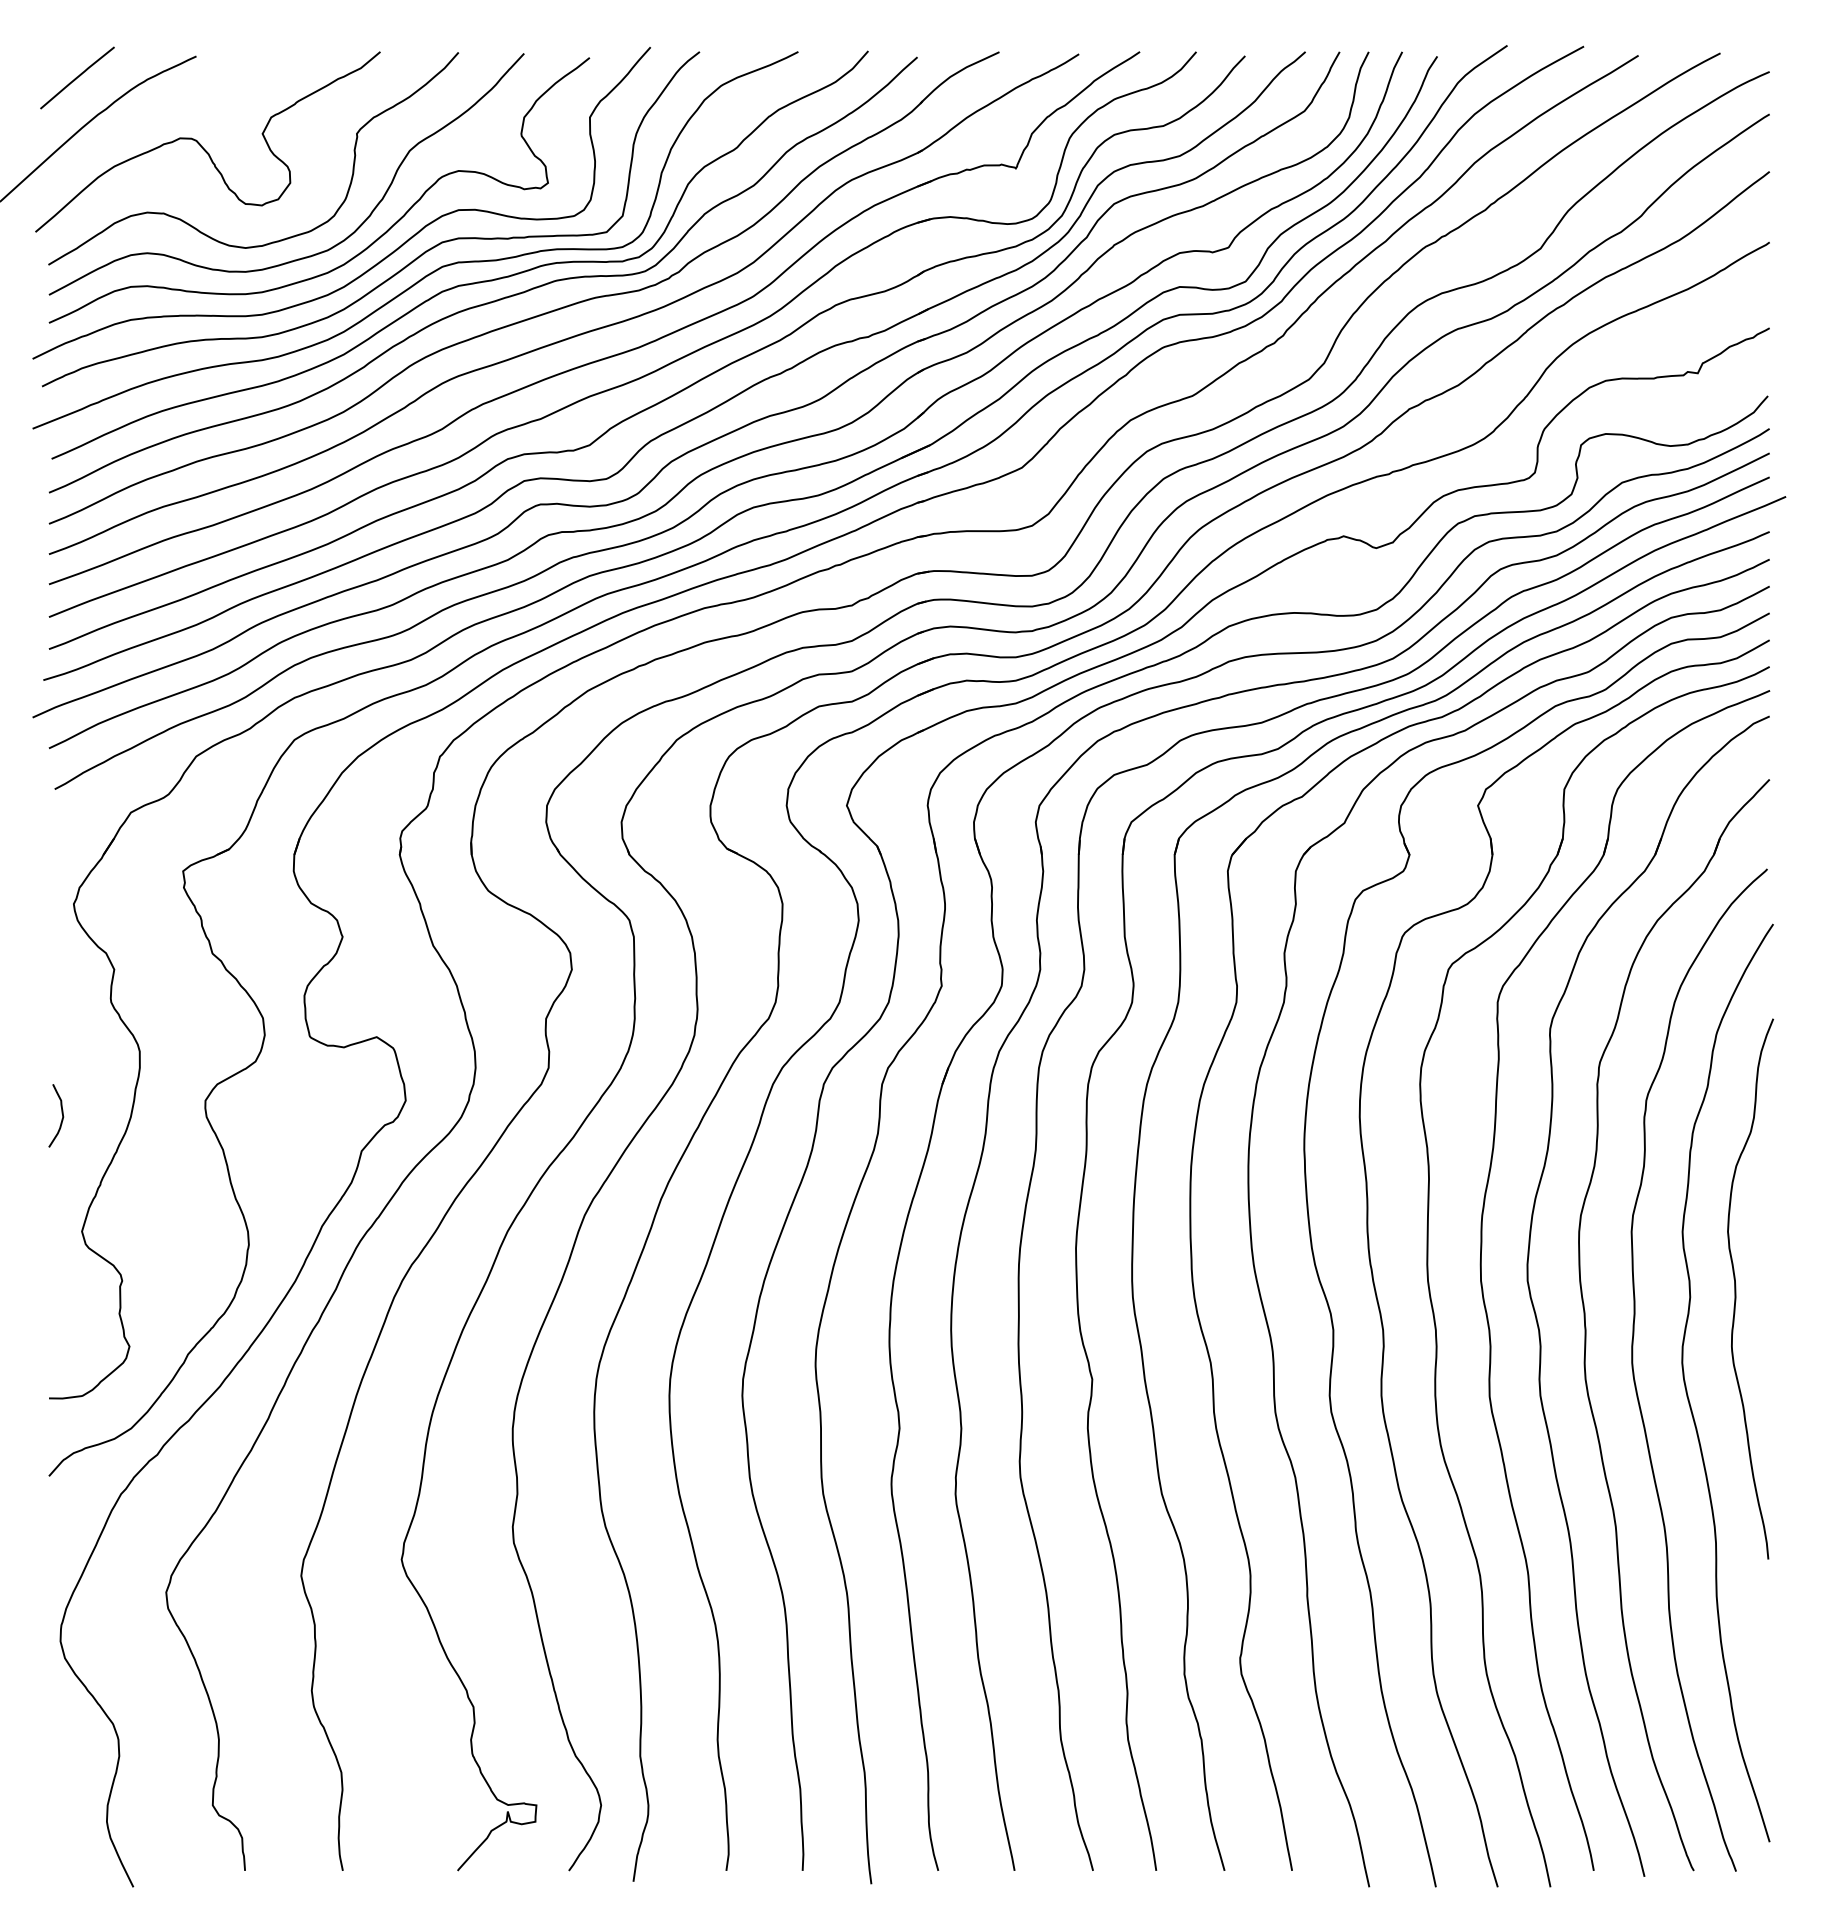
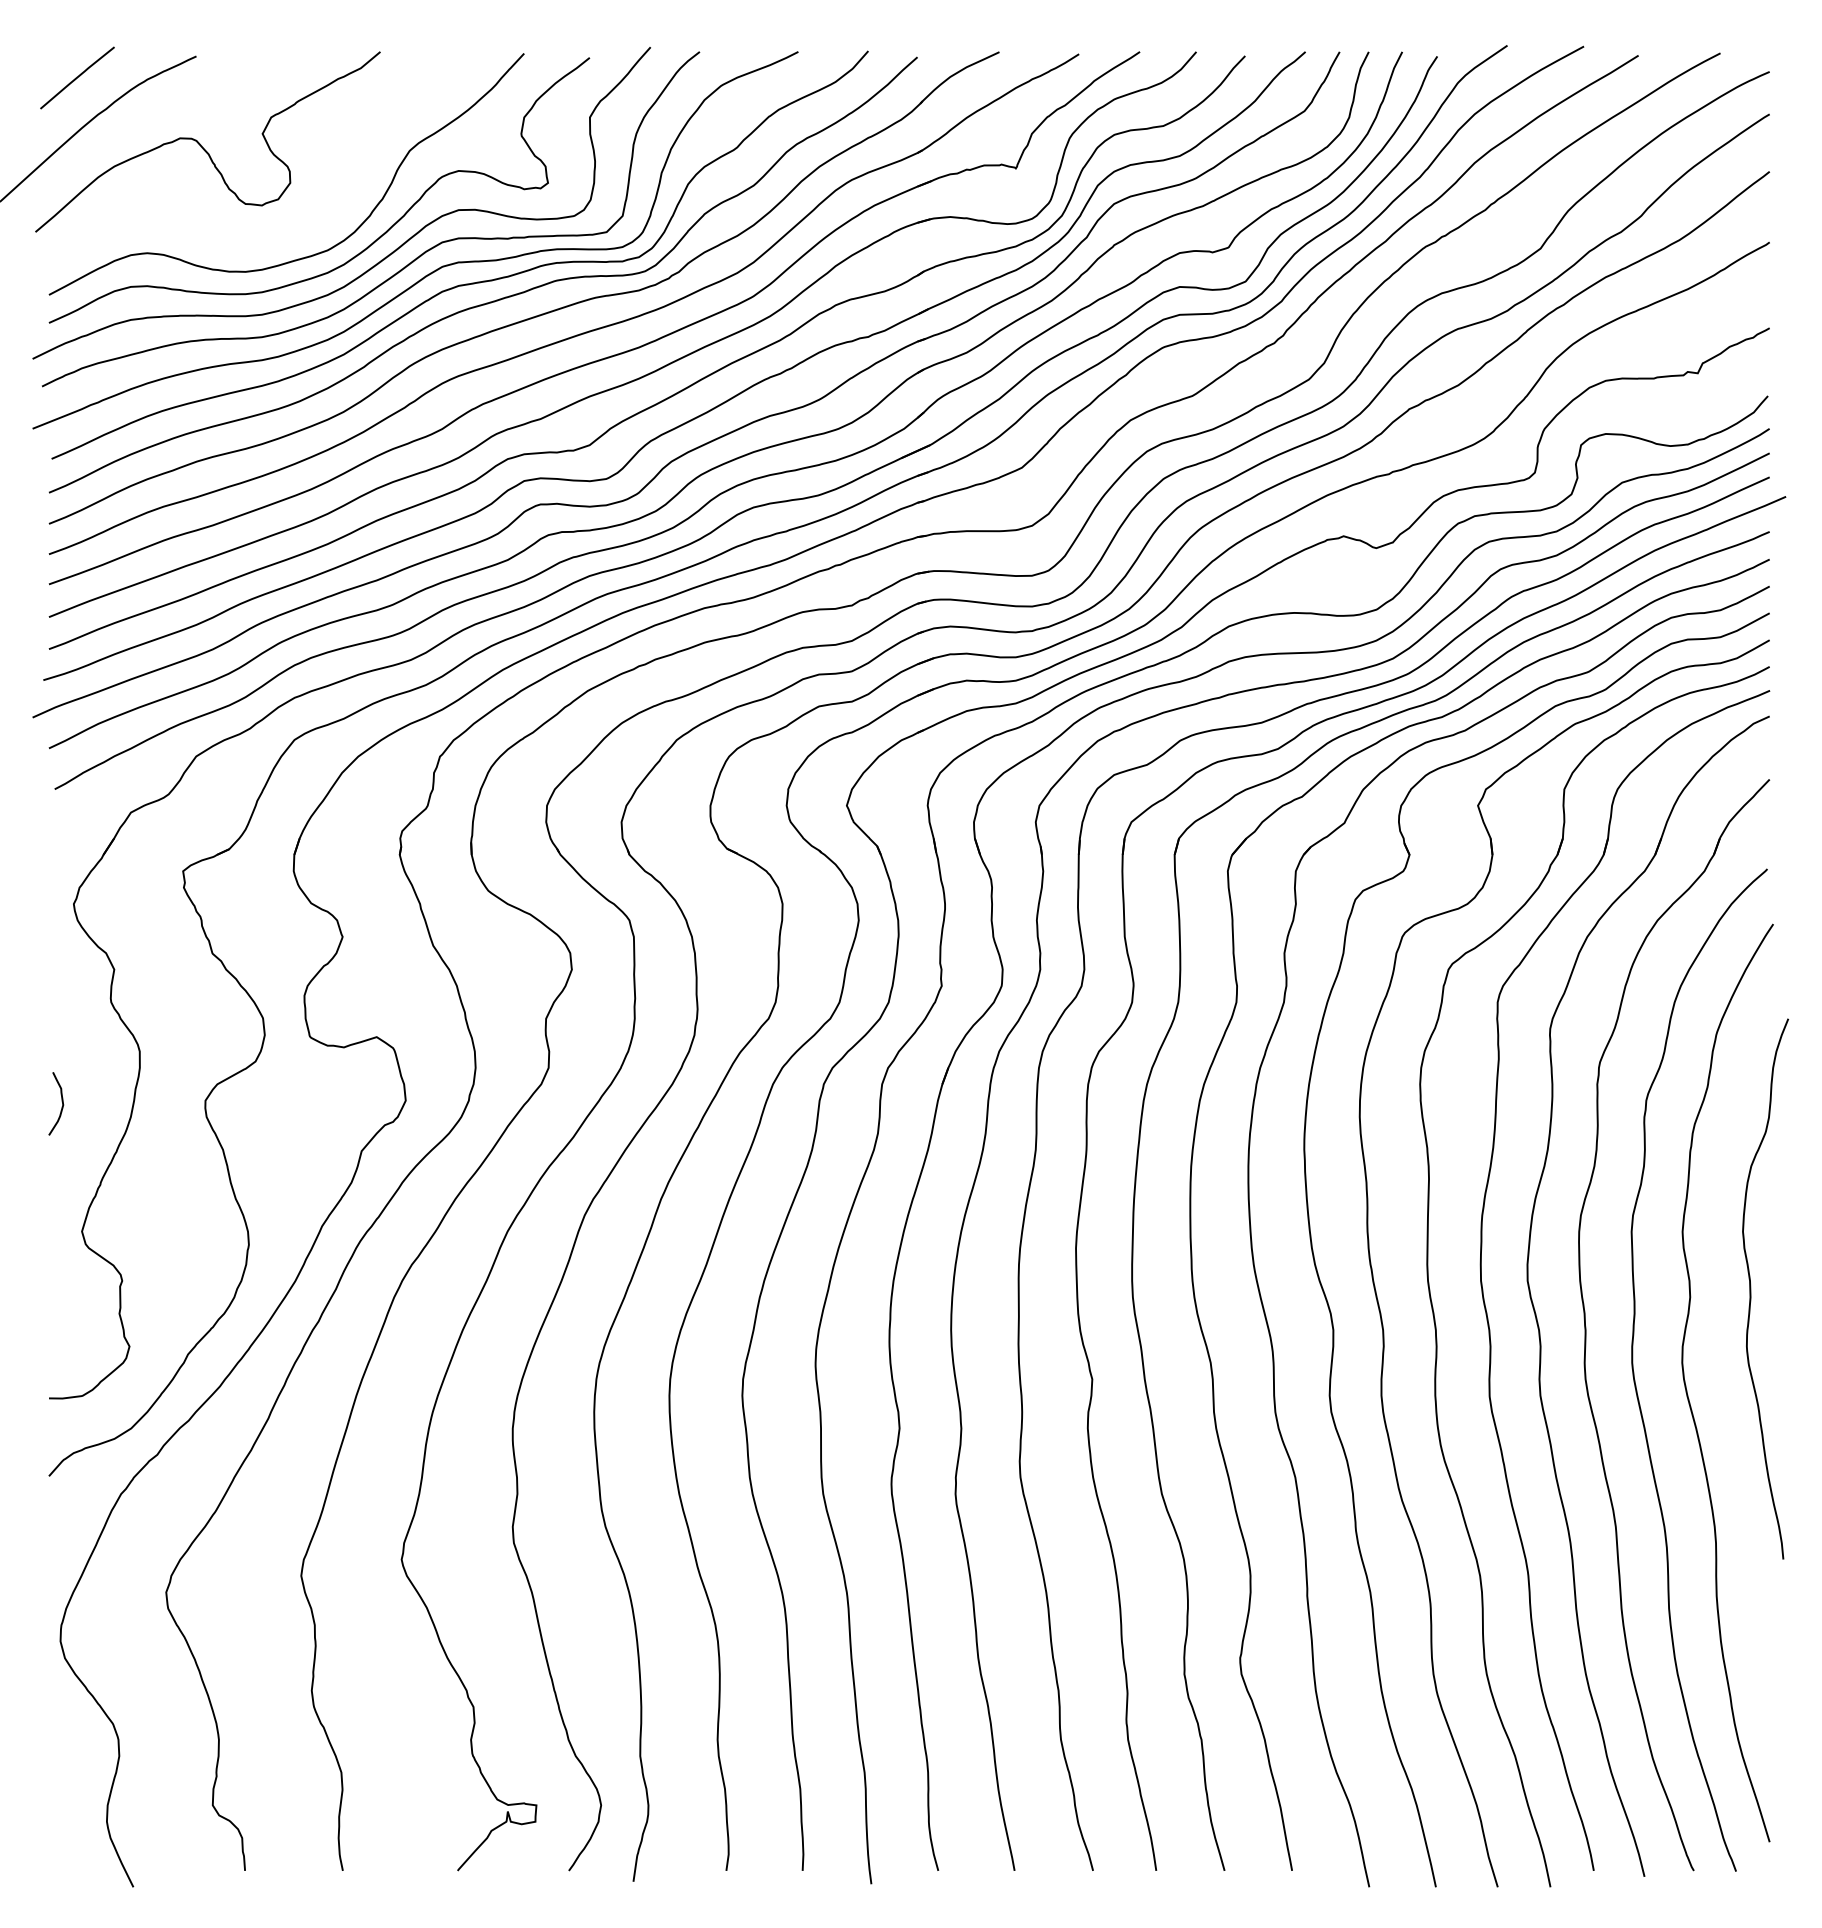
curve: present -> none (272, 241)
curve position: (61, 1113) -> (61, 1101) (61, 1101)
curve position: (1736, 1288) -> (1751, 1288) (1751, 1288)
